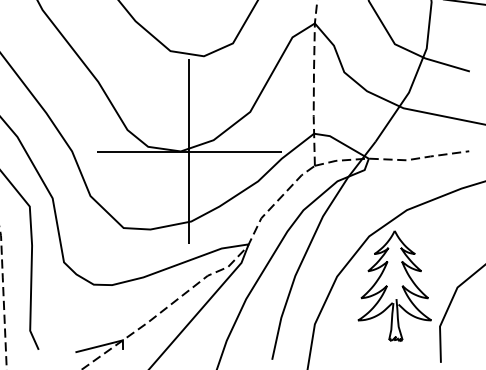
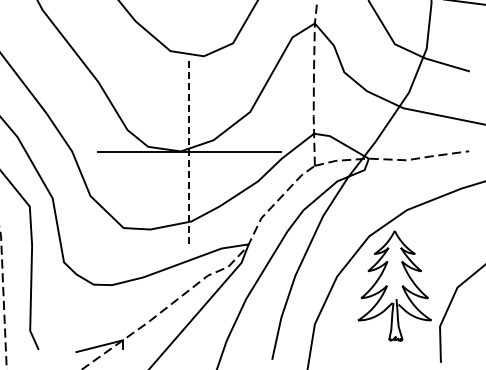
line: solid -> dashed (189, 151)
